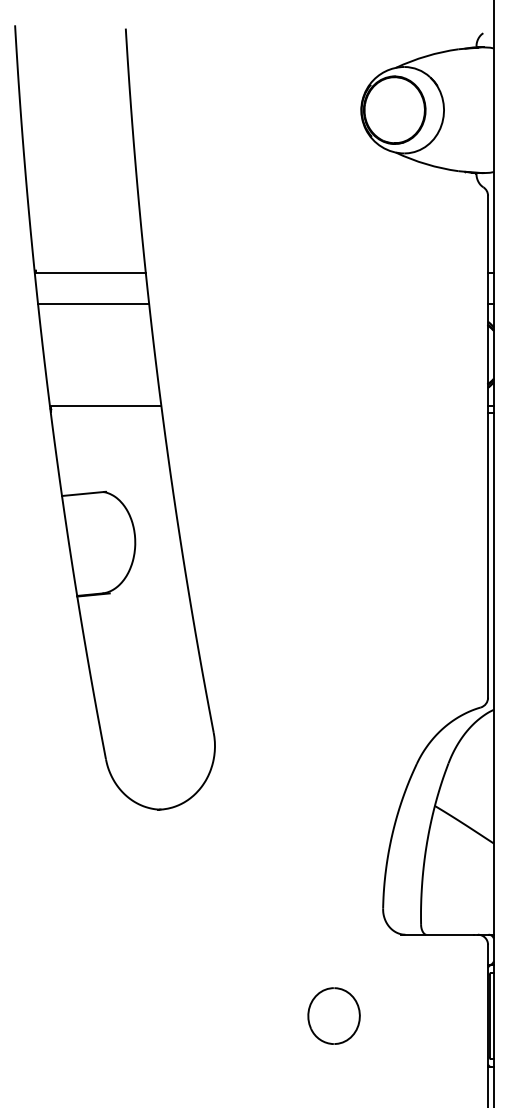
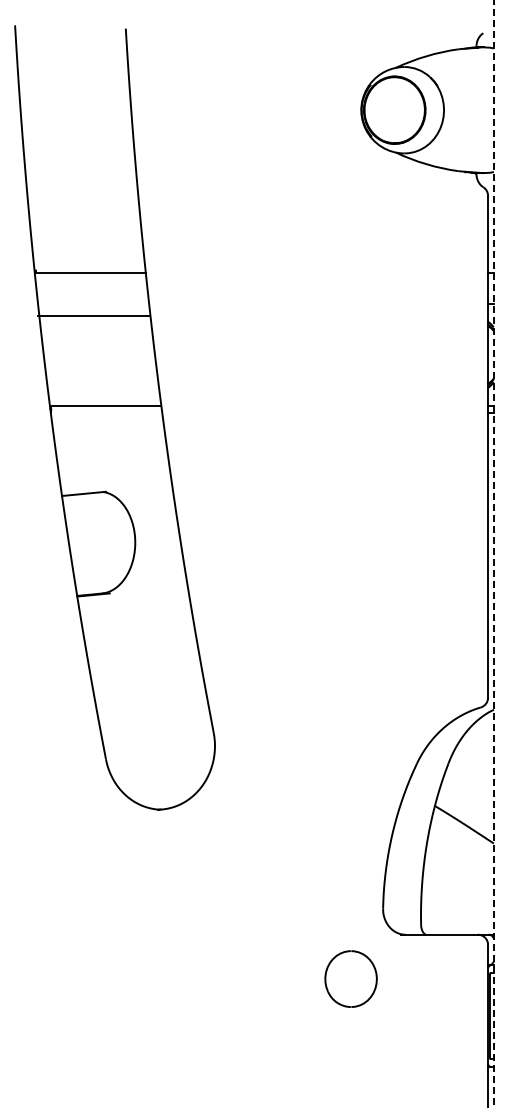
line position: (93, 303) -> (93, 315) (93, 315)
line: solid -> dashed (493, 554)
part position: (333, 1015) -> (350, 978) (350, 978)
